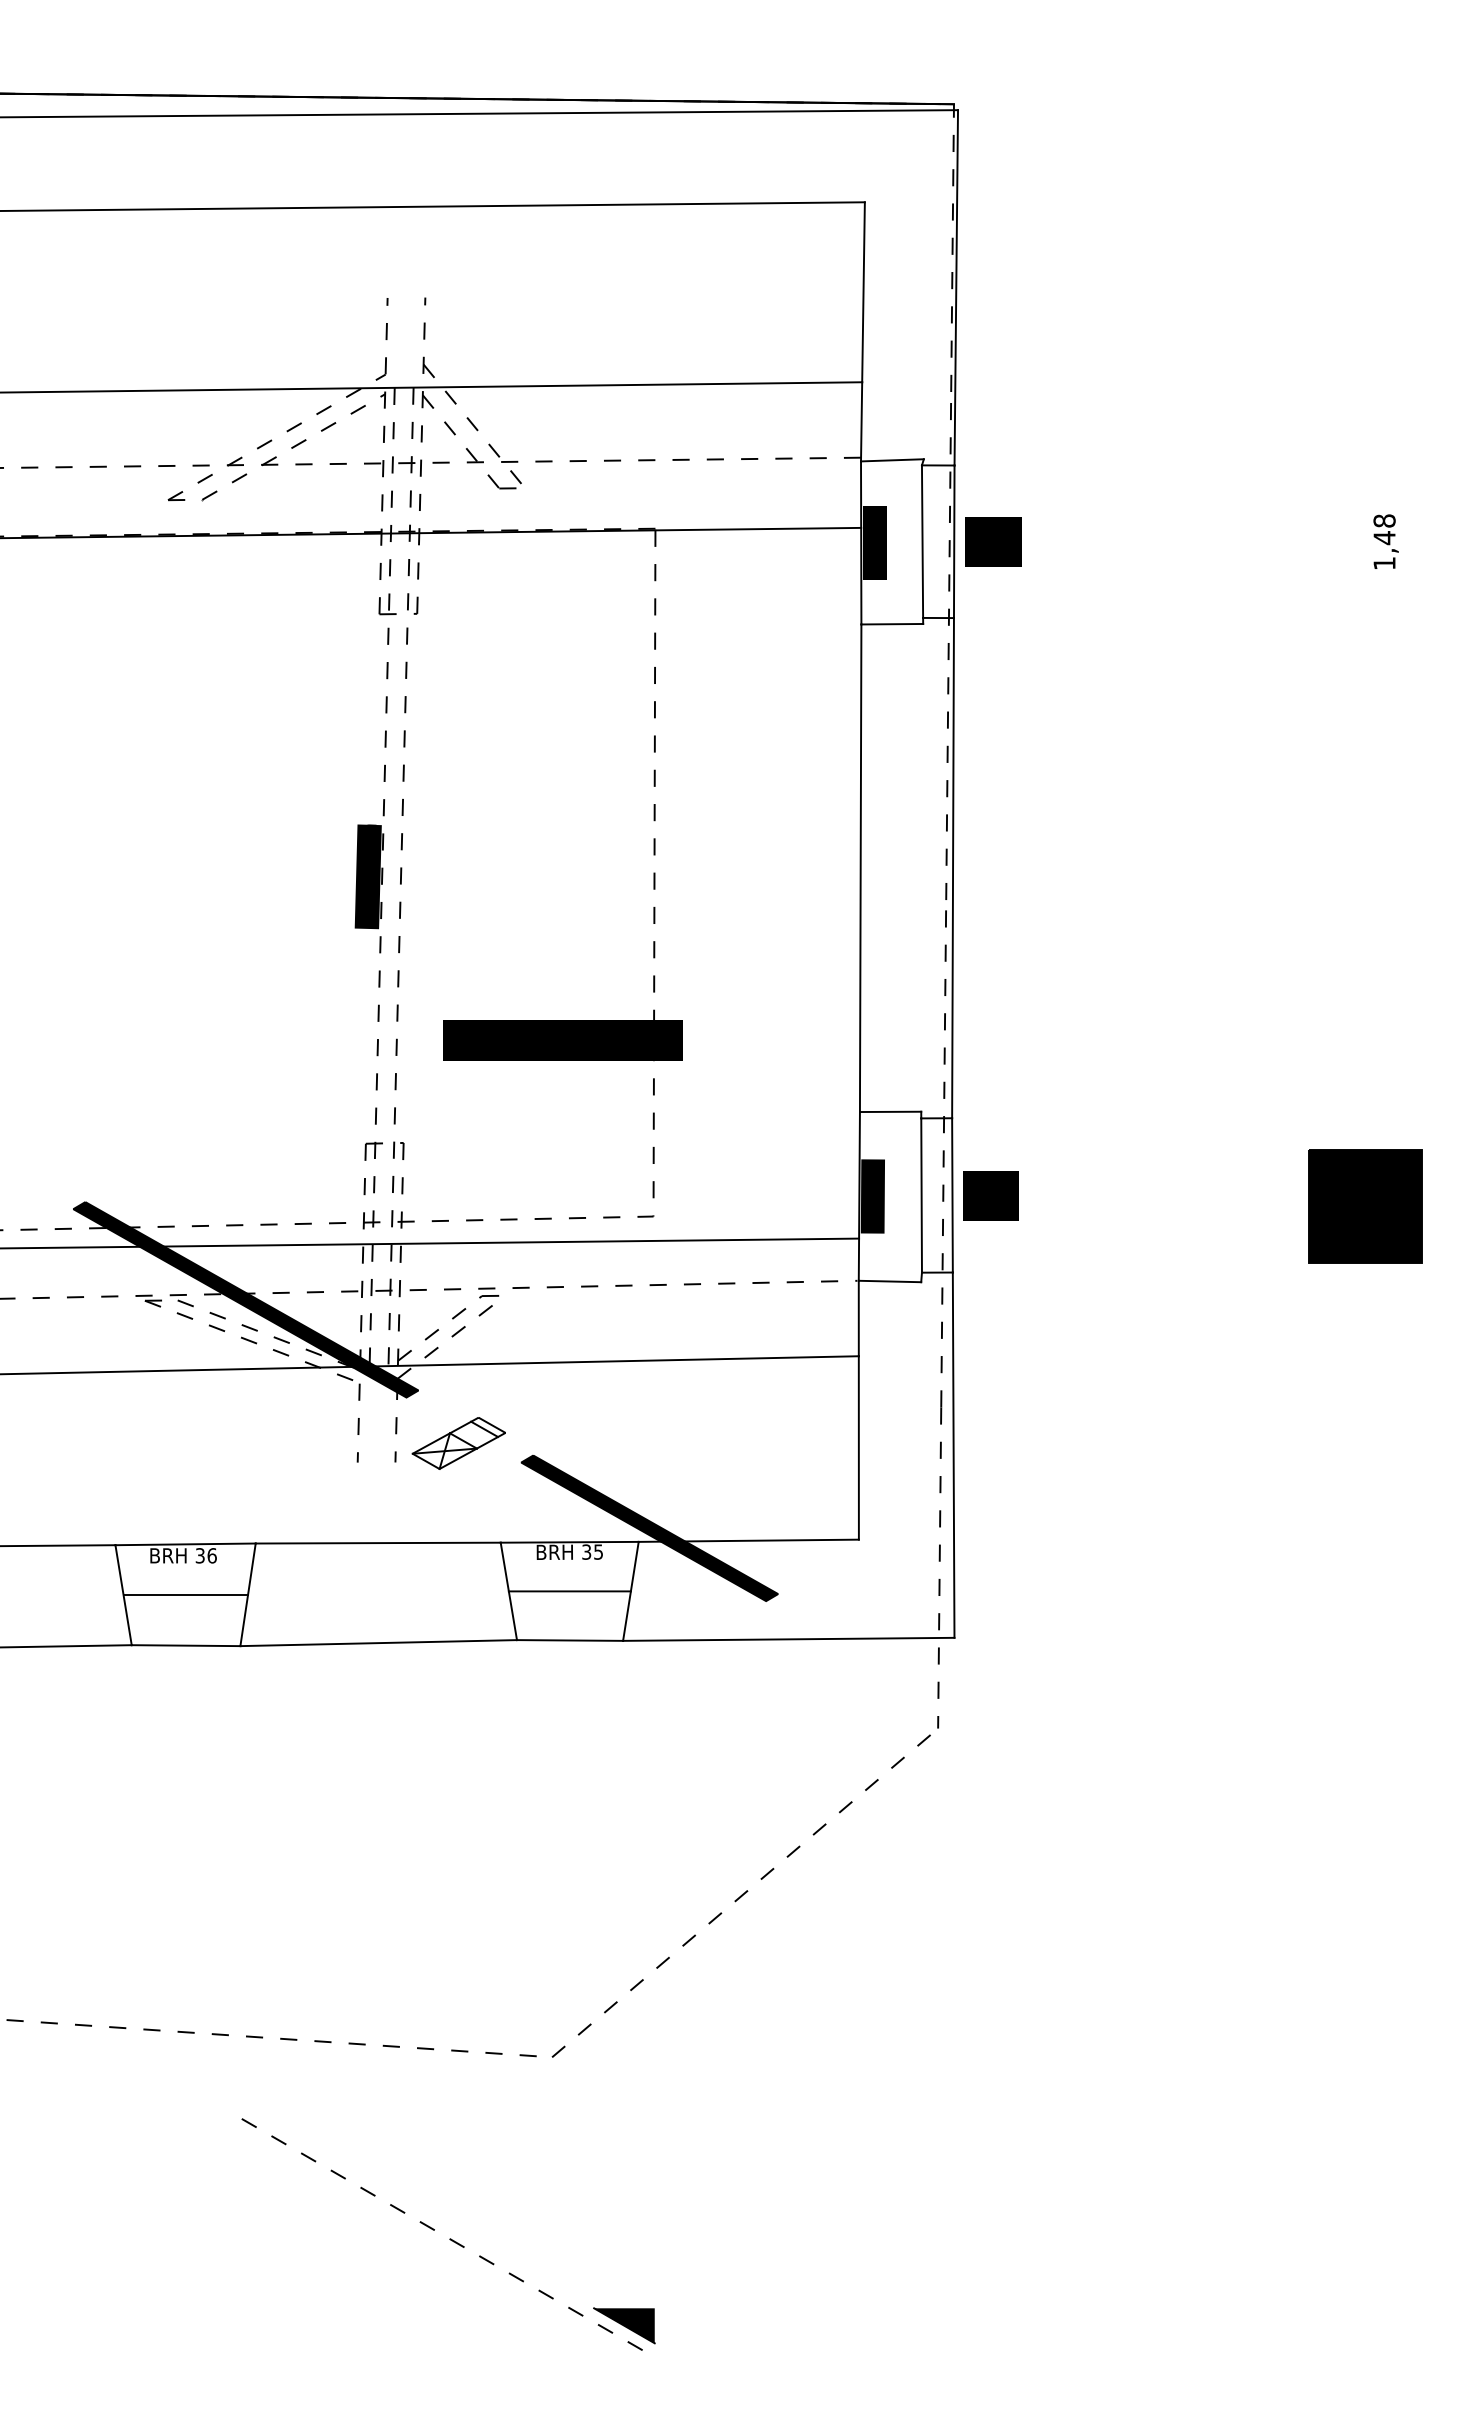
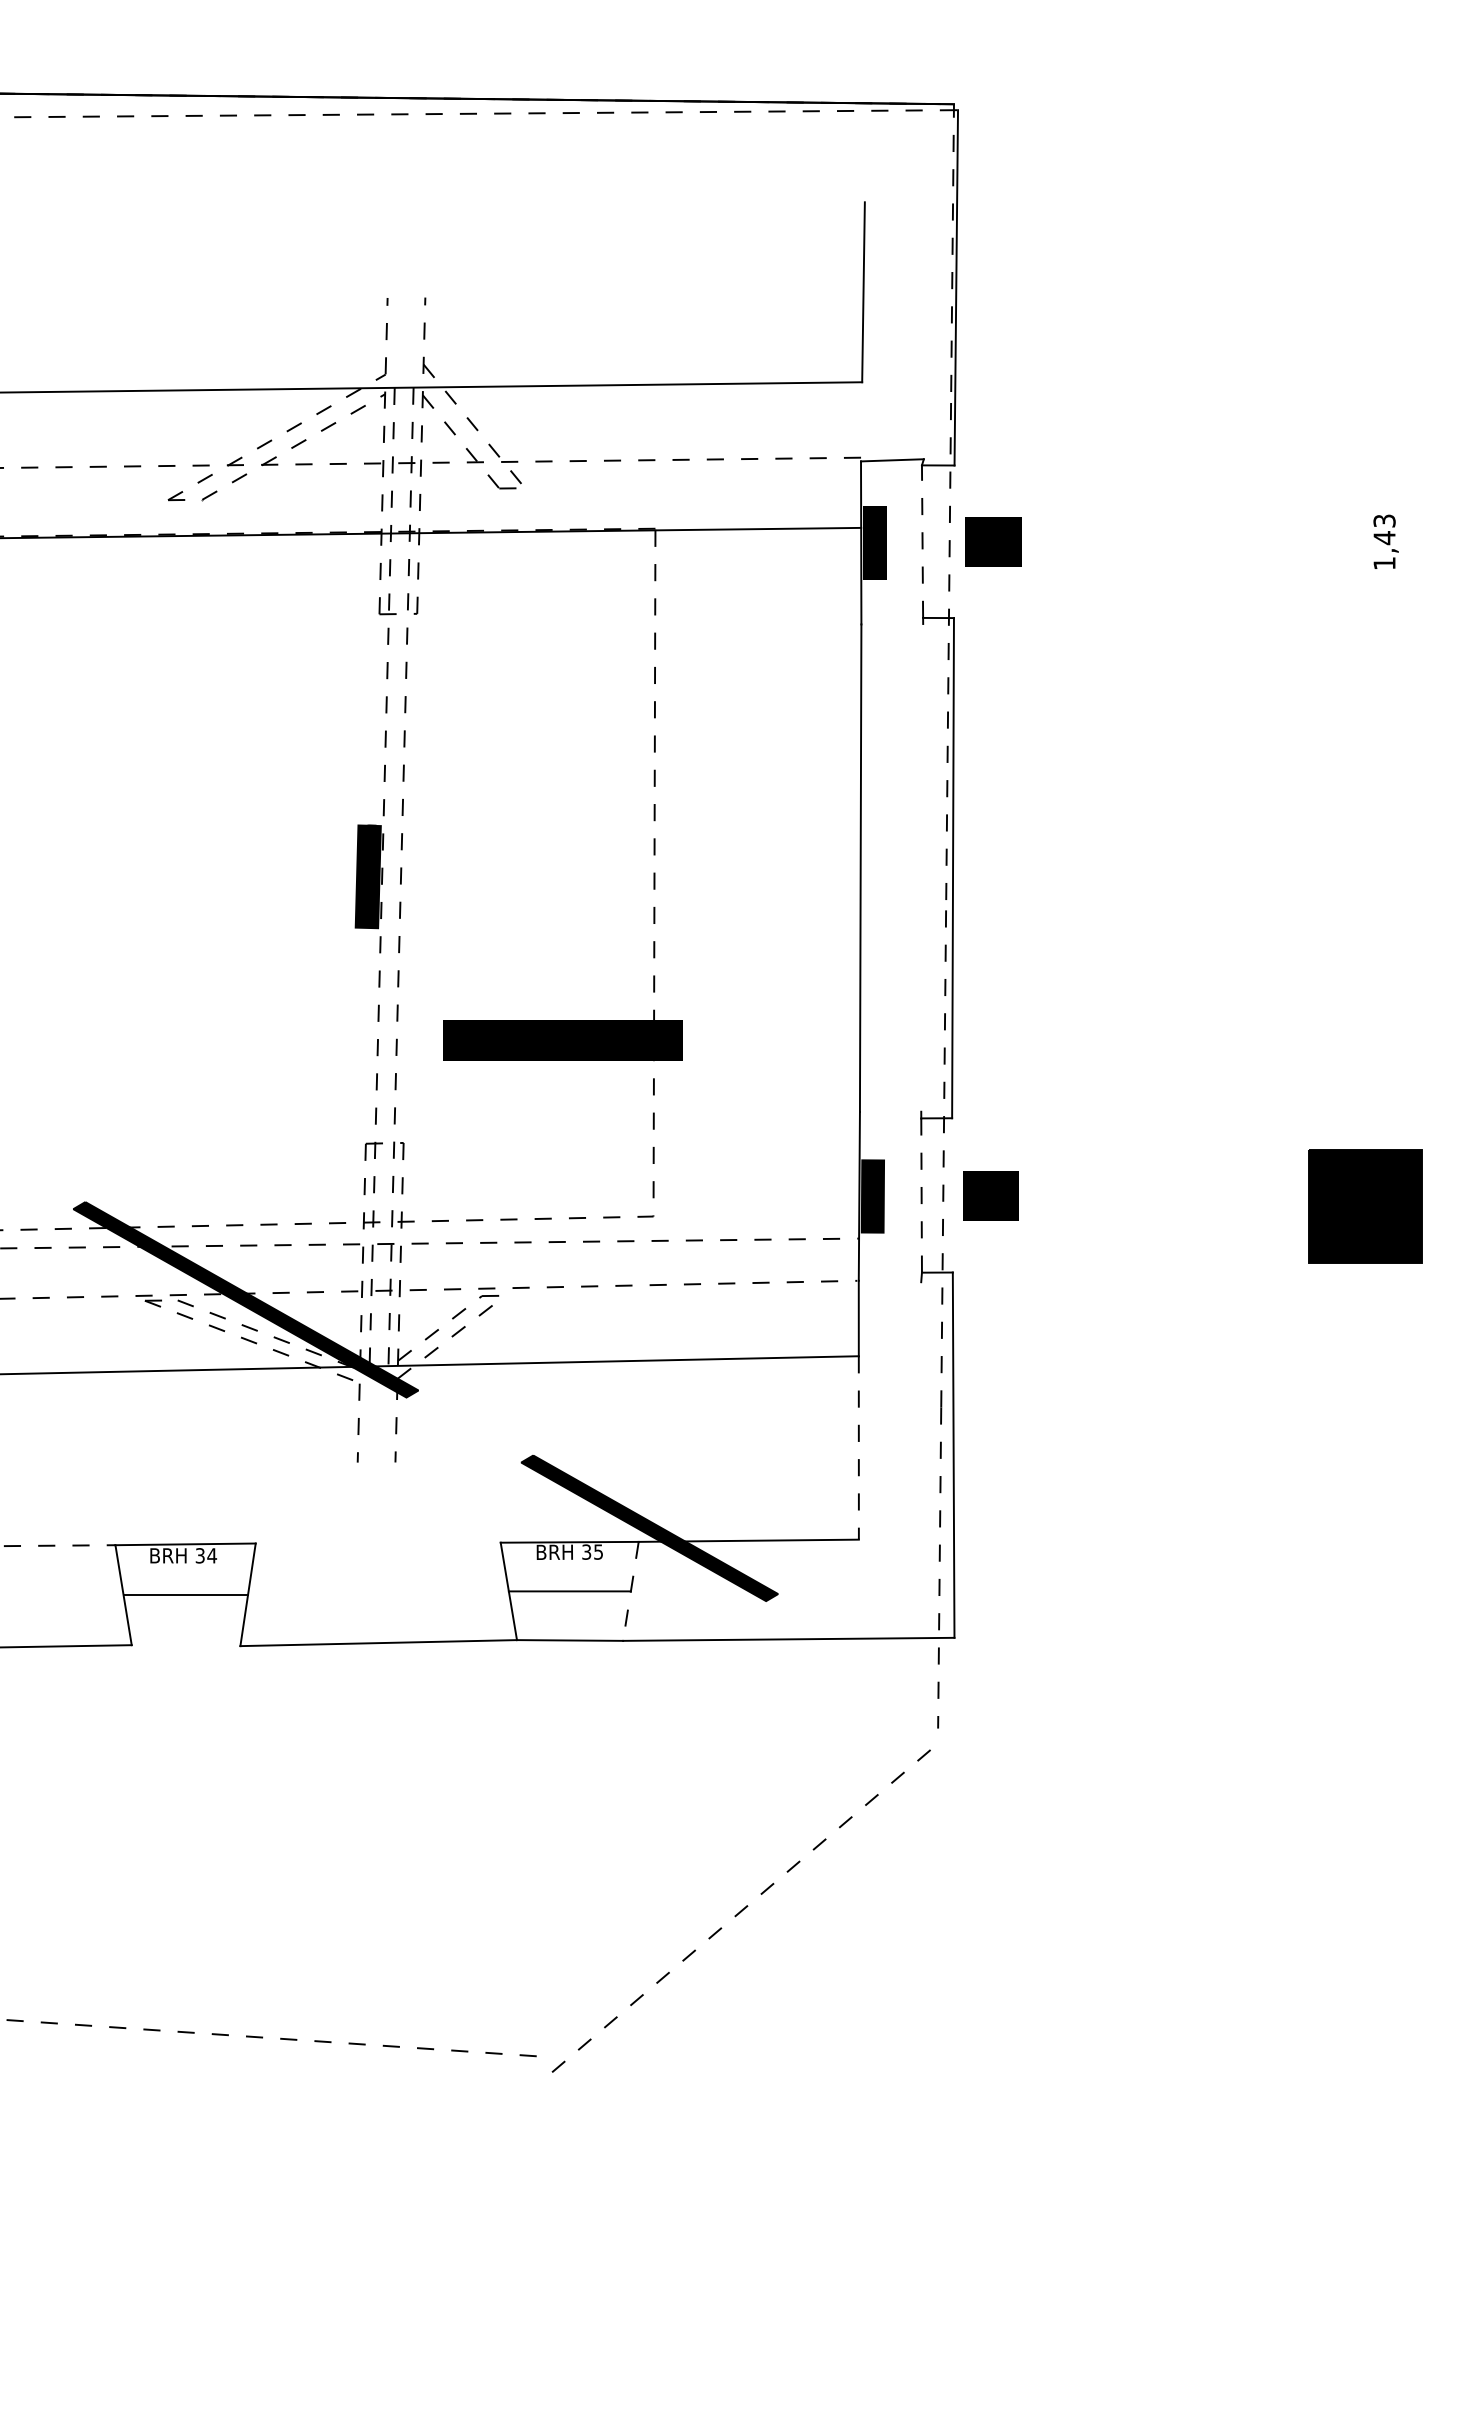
line: solid -> dashed (479, 113)
line: present -> none (433, 206)
line: present -> none (861, 421)
text: 1,48 -> 1,43 (1384, 520)
line: solid -> dashed (922, 541)
line: present -> none (953, 541)
line: present -> none (892, 623)
line: present -> none (890, 1111)
line: solid -> dashed (921, 1195)
line: present -> none (952, 1195)
line: solid -> dashed (430, 1243)
line: present -> none (889, 1281)
part: present -> none (458, 1443)
line: solid -> dashed (858, 1447)
line: present -> none (377, 1542)
line: solid -> dashed (58, 1545)
text: 36 -> 34 (212, 1555)
line: solid -> dashed (630, 1591)
line: present -> none (185, 1645)
line position: (740, 1895) -> (740, 1910) (740, 1910)
part: present -> none (448, 2234)
